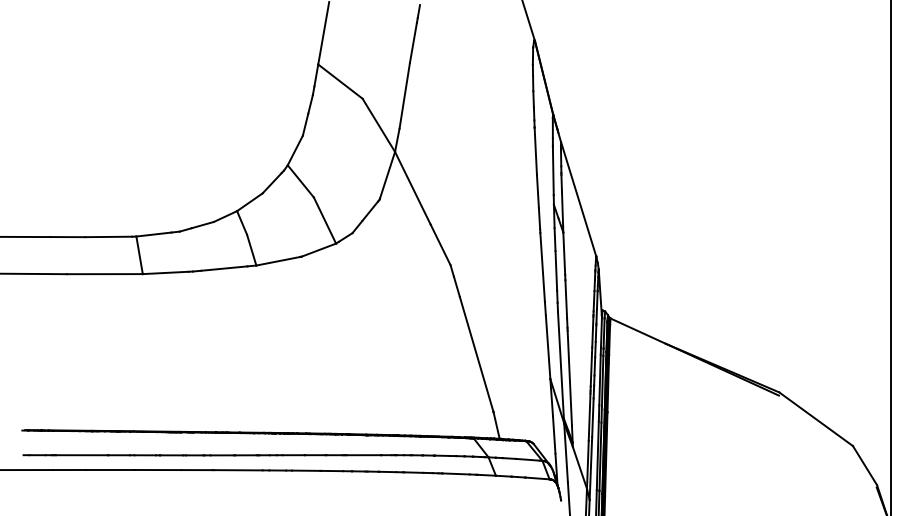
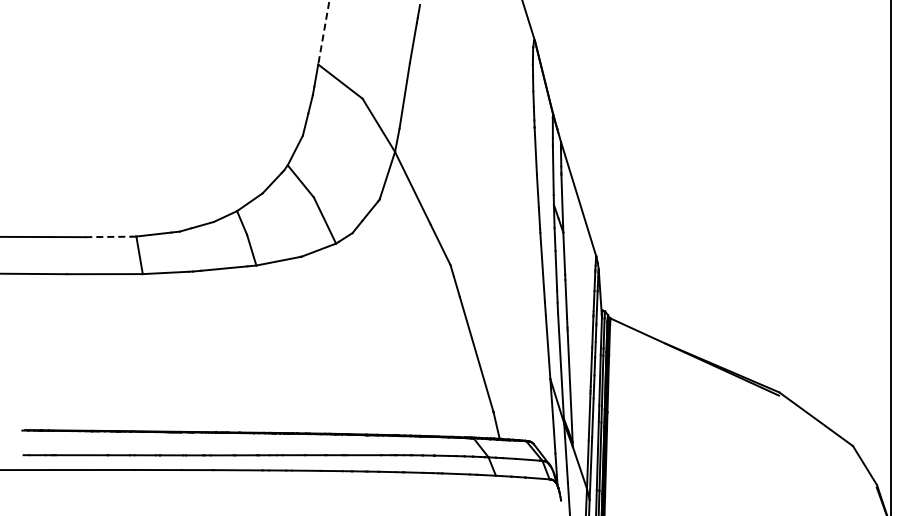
line: solid -> dashed (323, 33)
line: solid -> dashed (108, 236)
